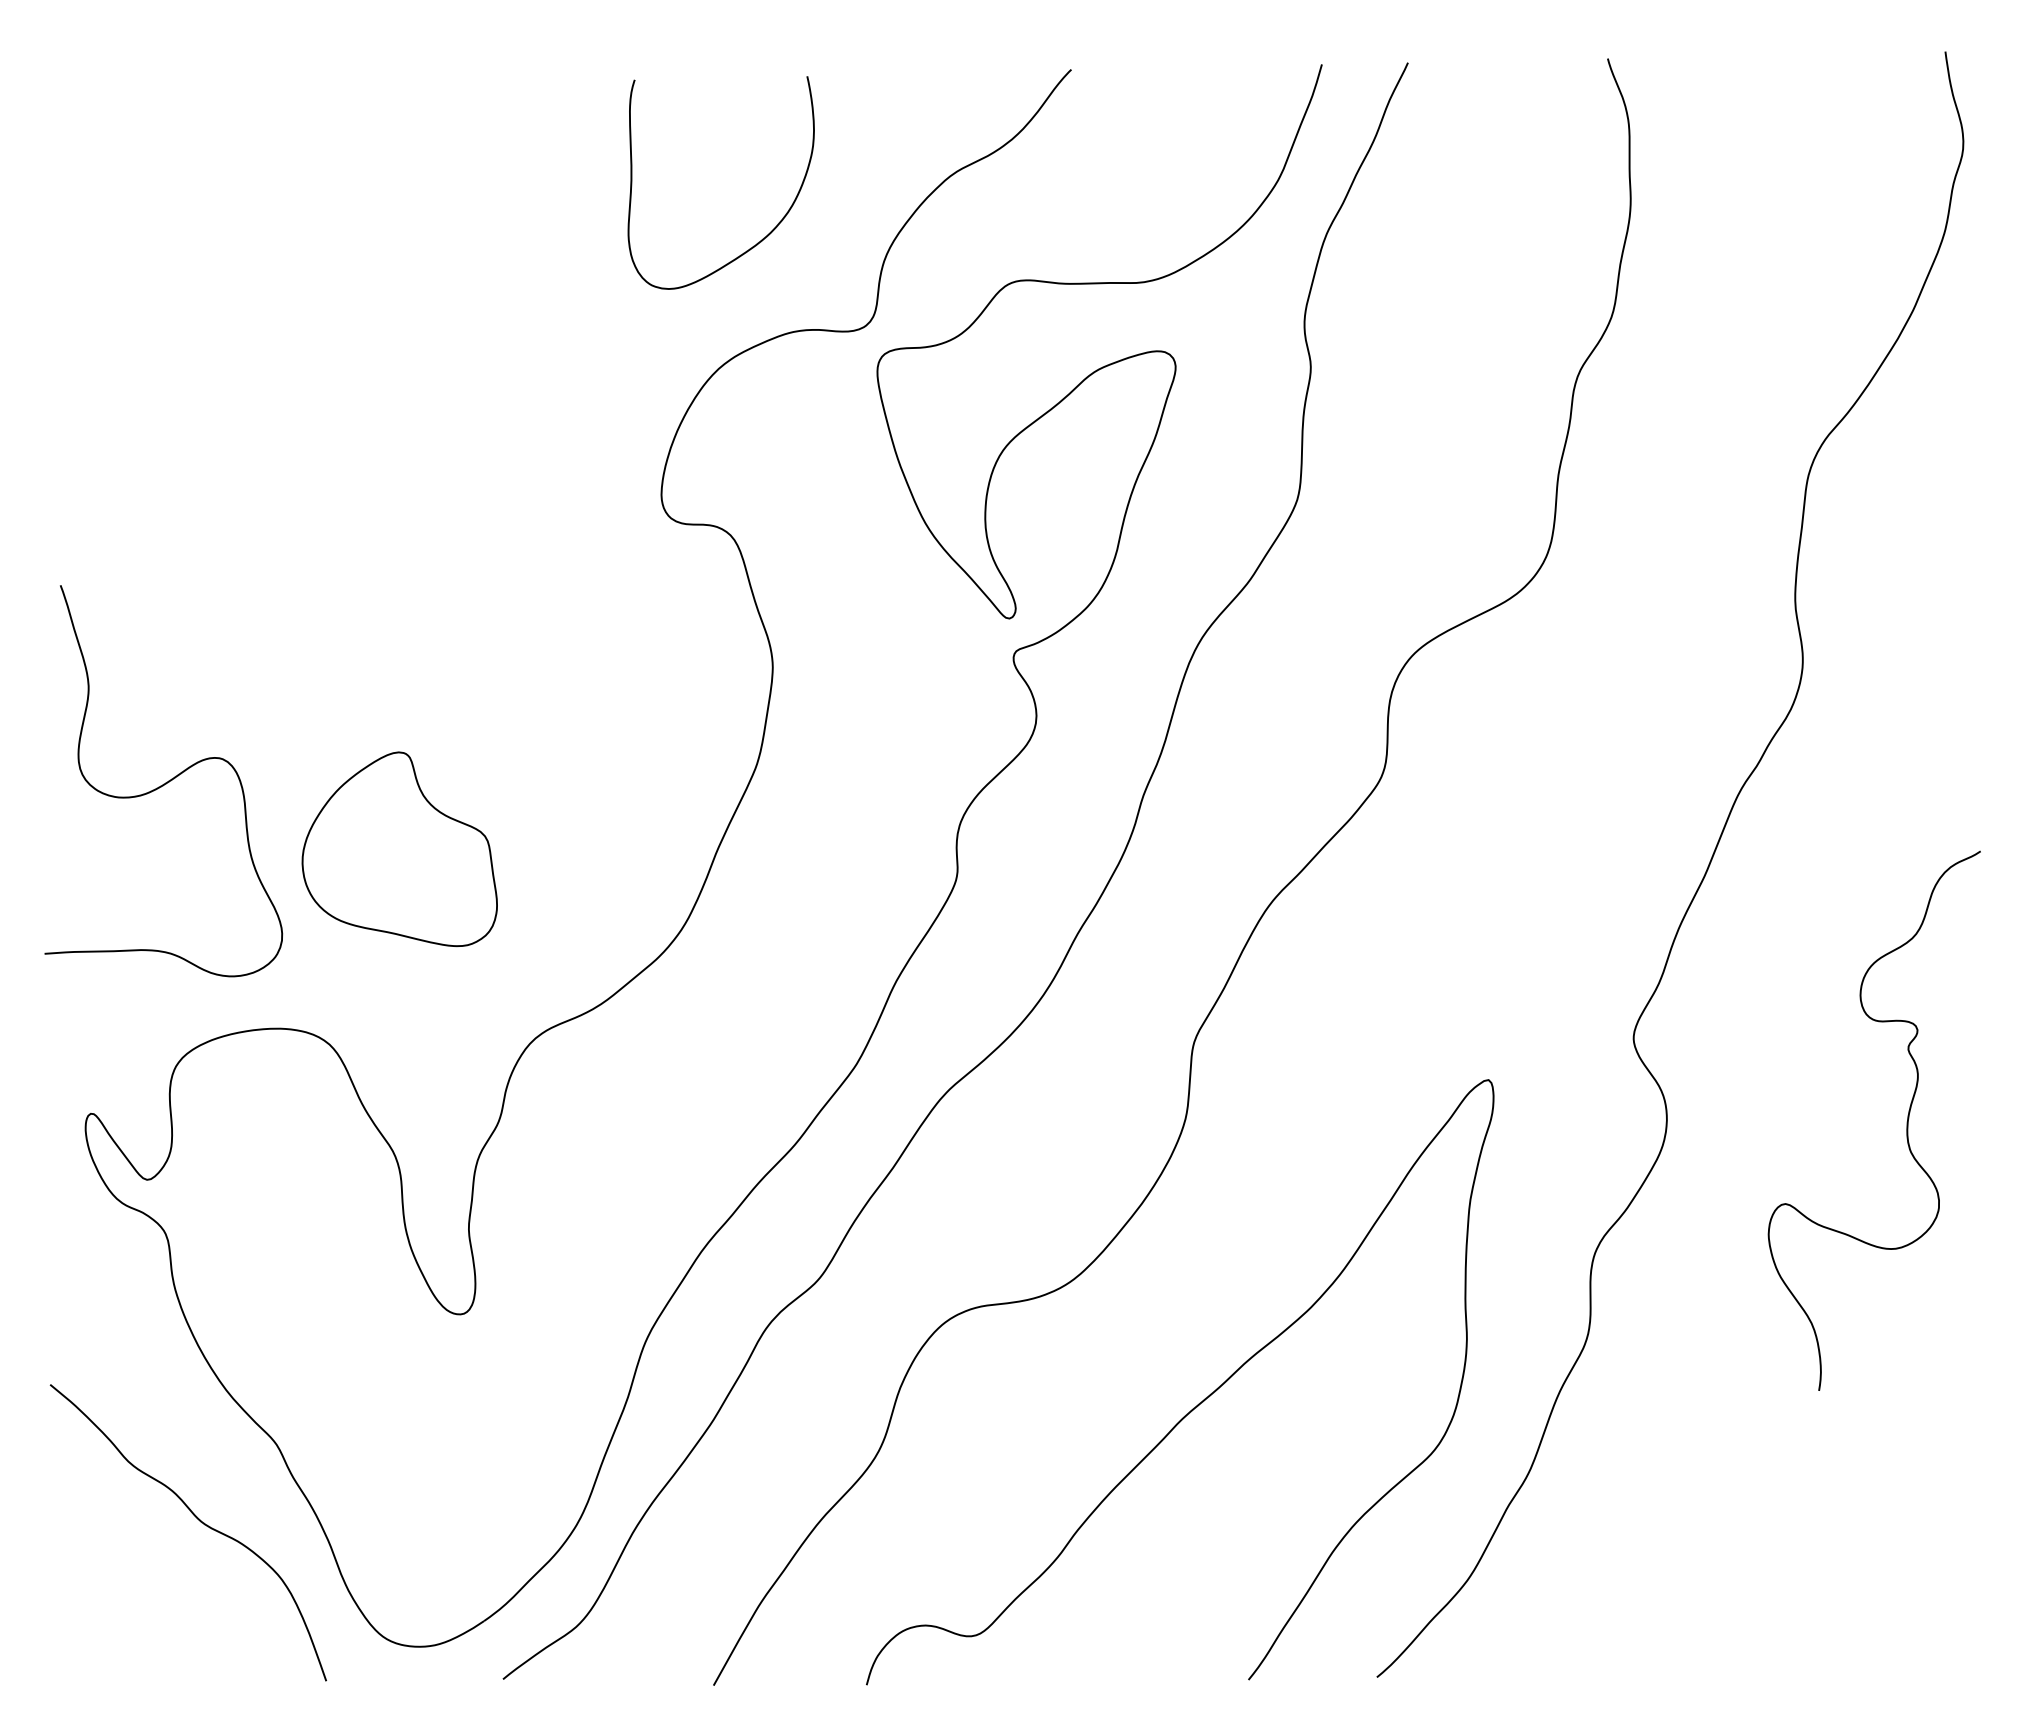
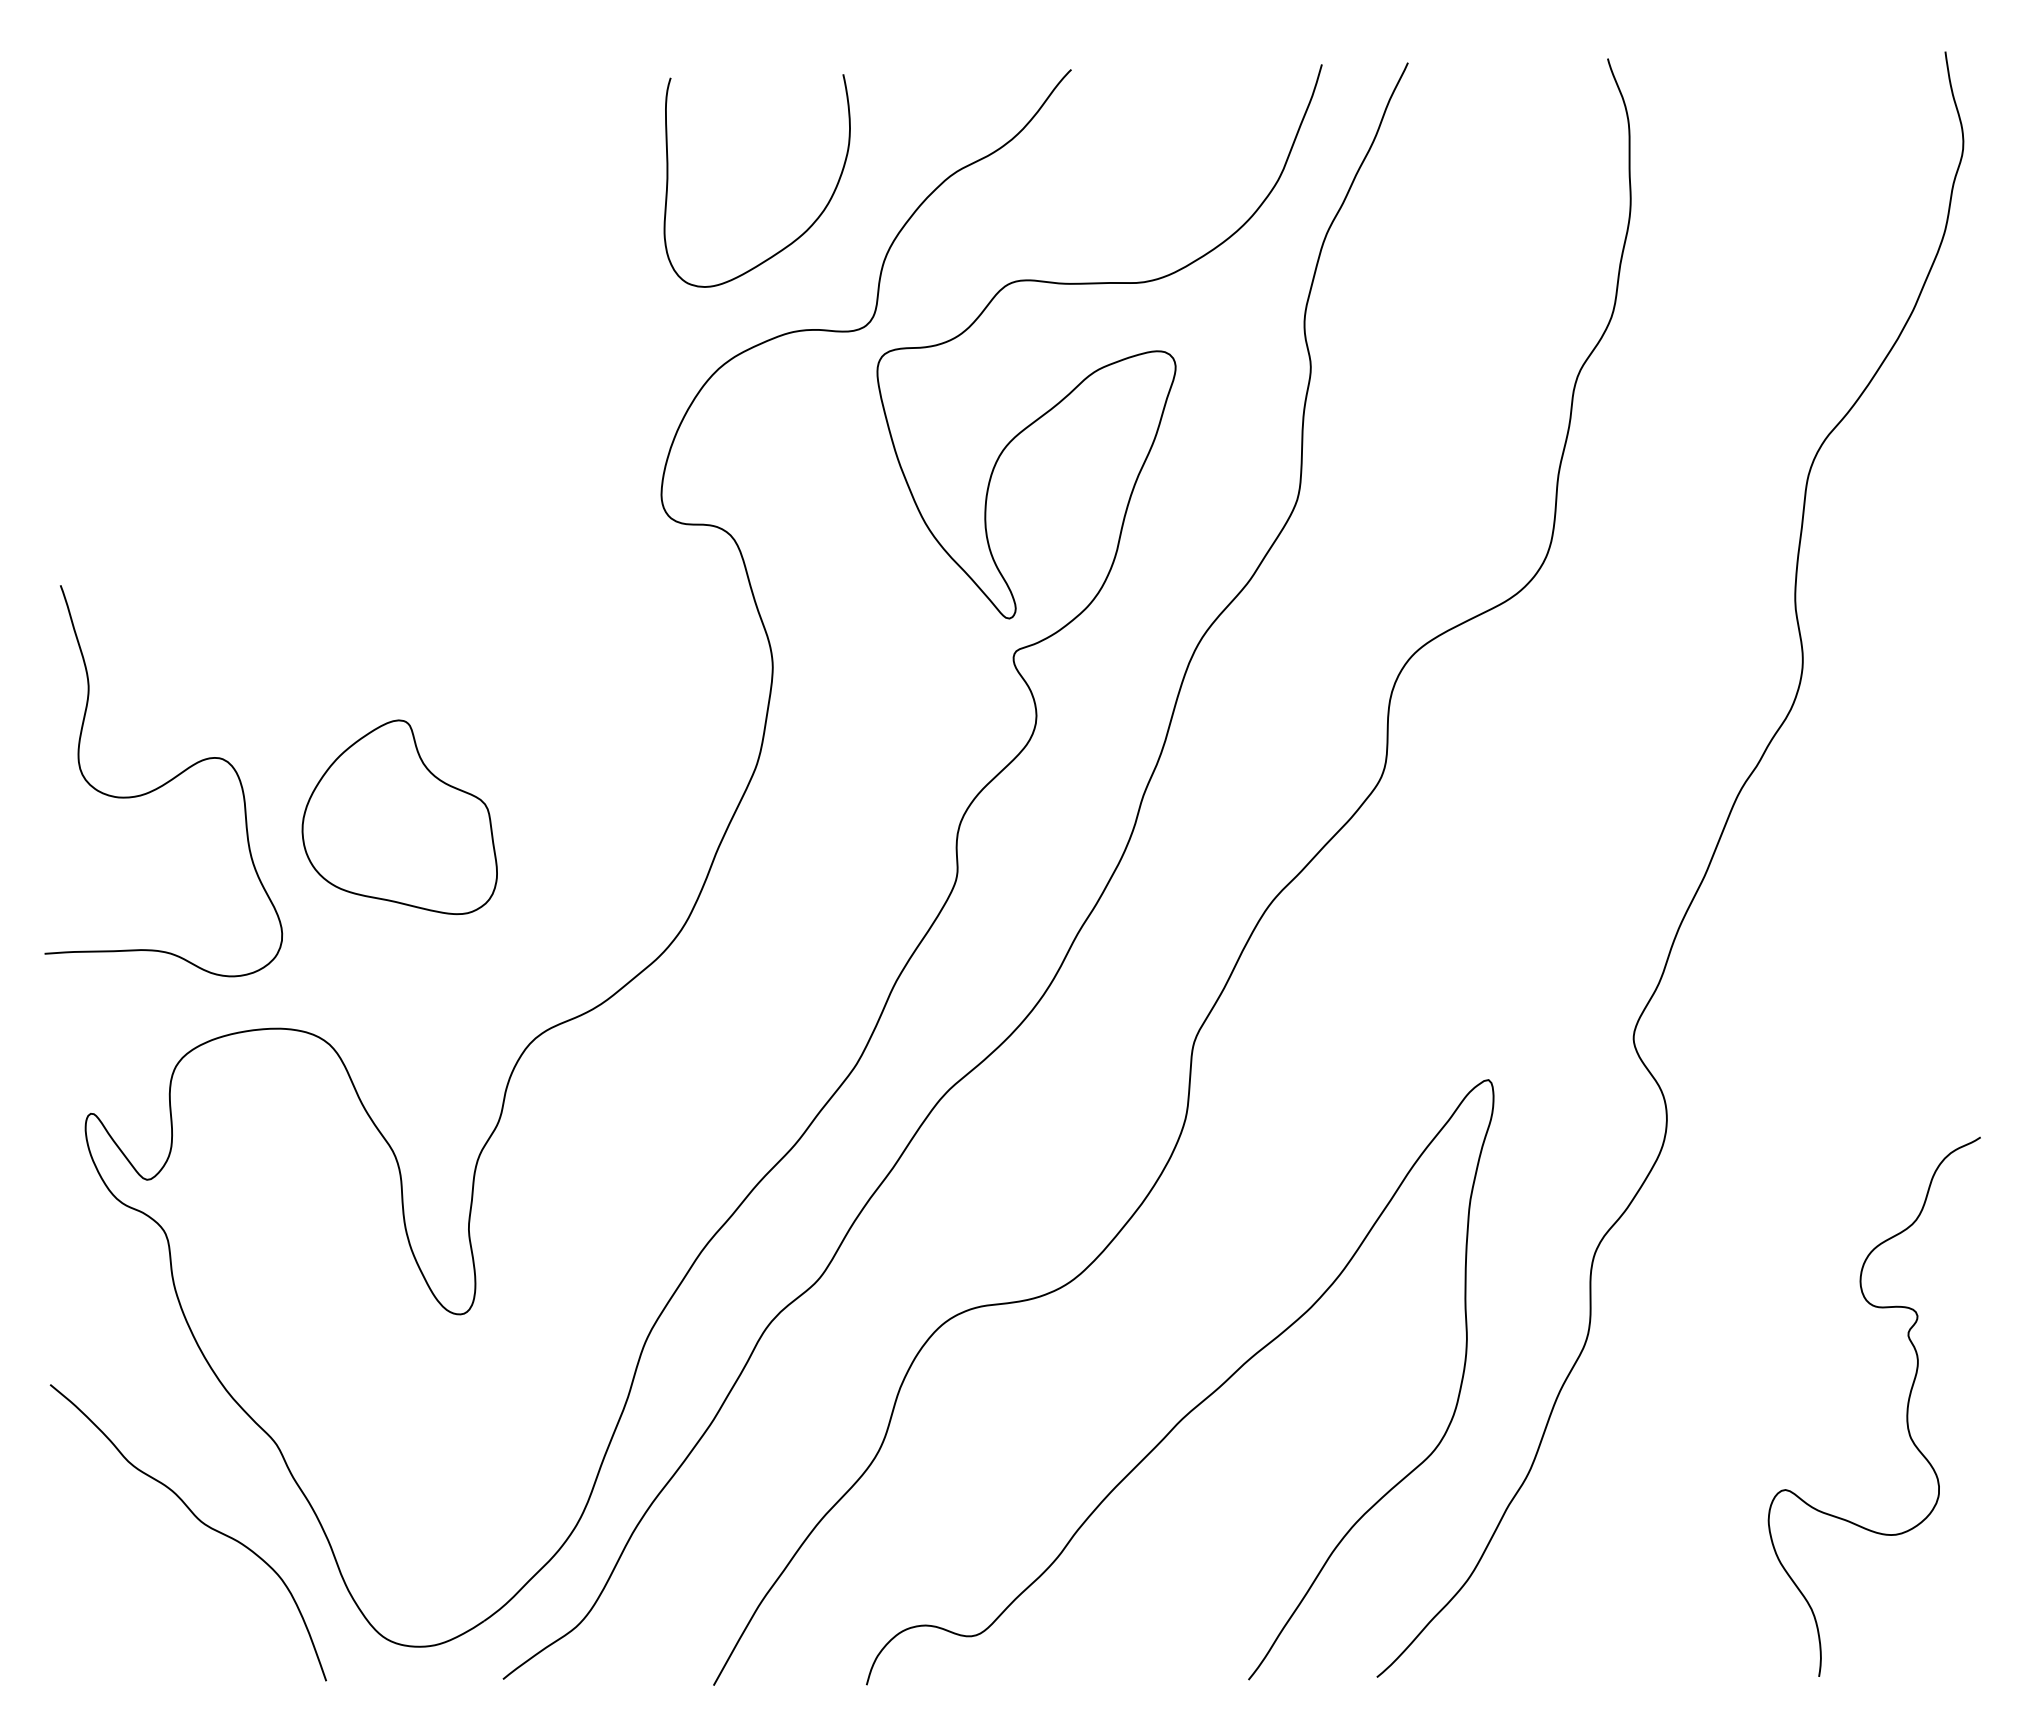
curve position: (762, 238) -> (798, 236) (798, 236)
part position: (399, 848) -> (399, 816) (399, 816)
curve position: (1906, 1122) -> (1906, 1408) (1906, 1408)
